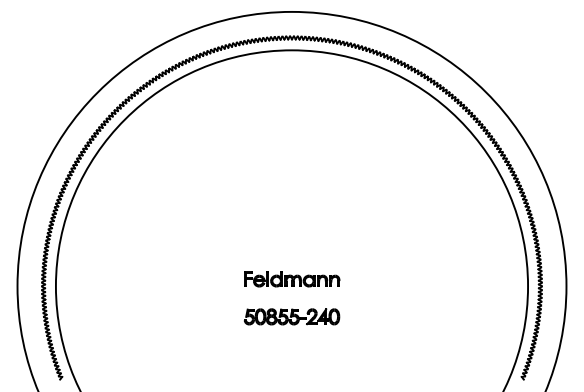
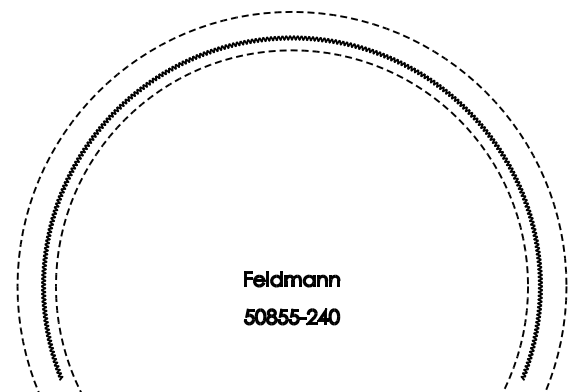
circle: solid -> dashed (291, 201)
circle: solid -> dashed (291, 220)
